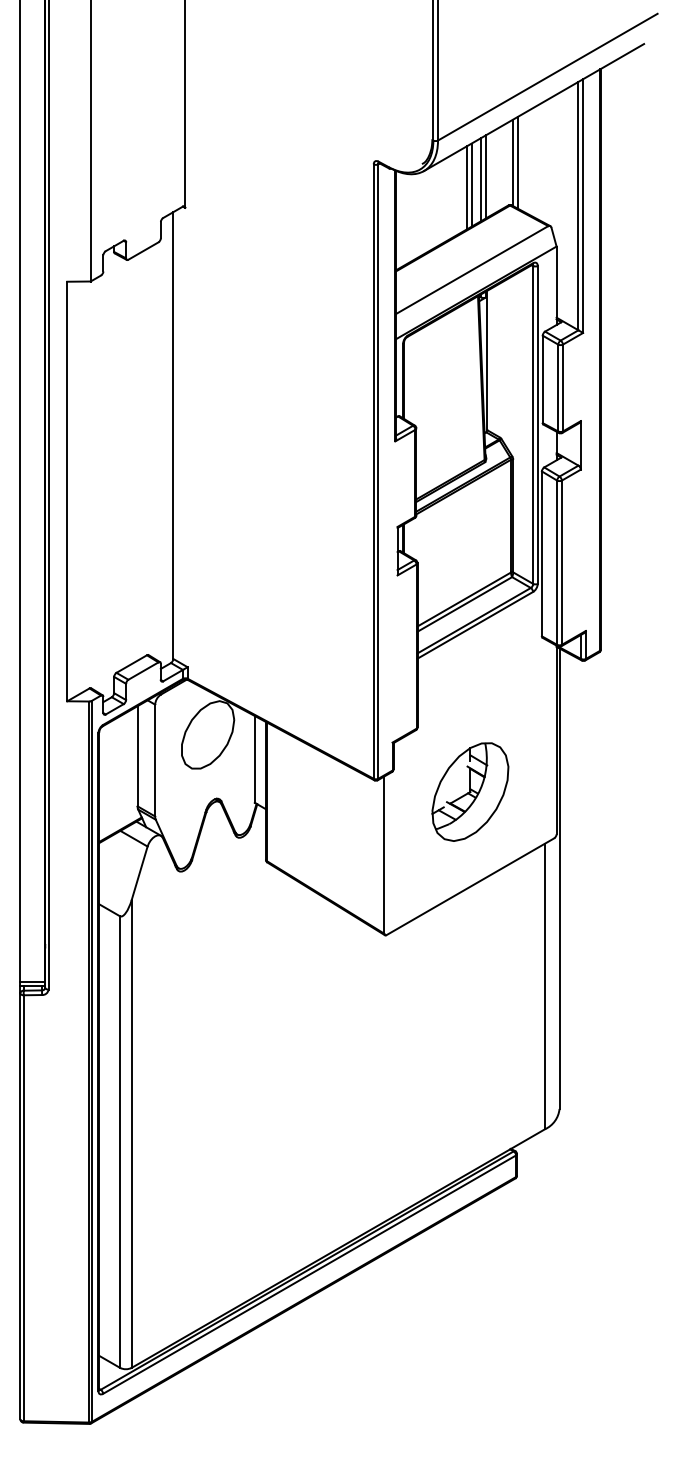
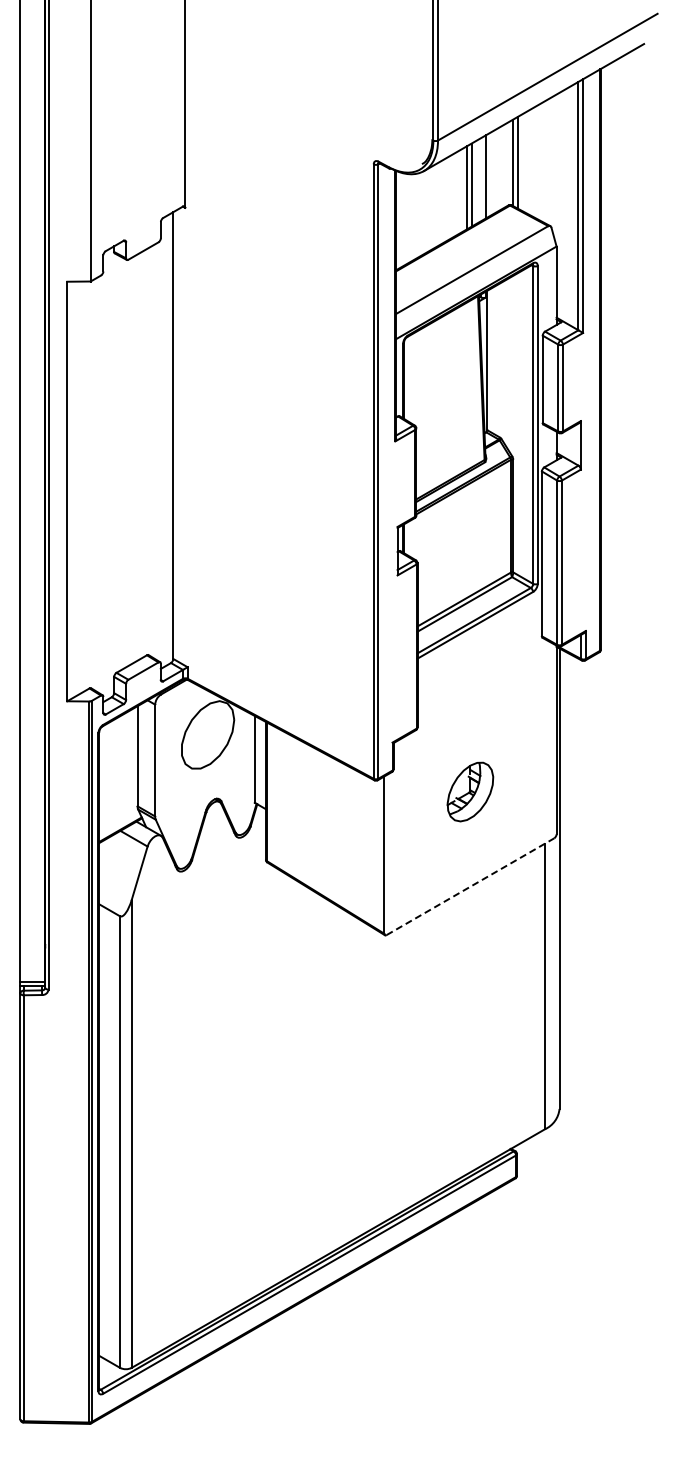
line: present -> none (481, 179)
part size: 79x100 px -> 49x62 px (470, 791)
line: solid -> dashed (470, 886)
